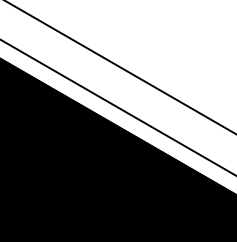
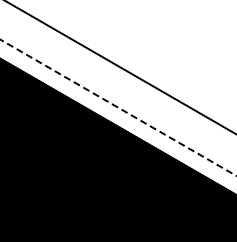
line: solid -> dashed (118, 107)
